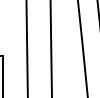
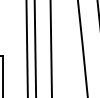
line: none -> present (35, 48)
